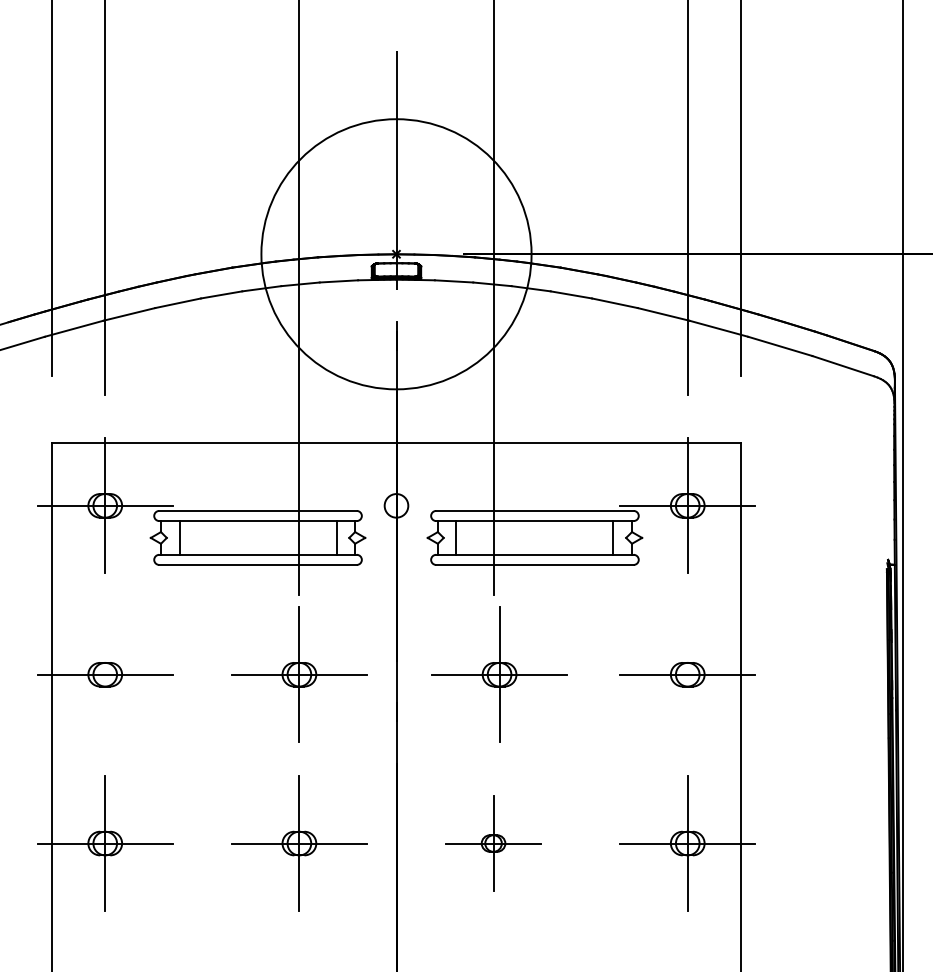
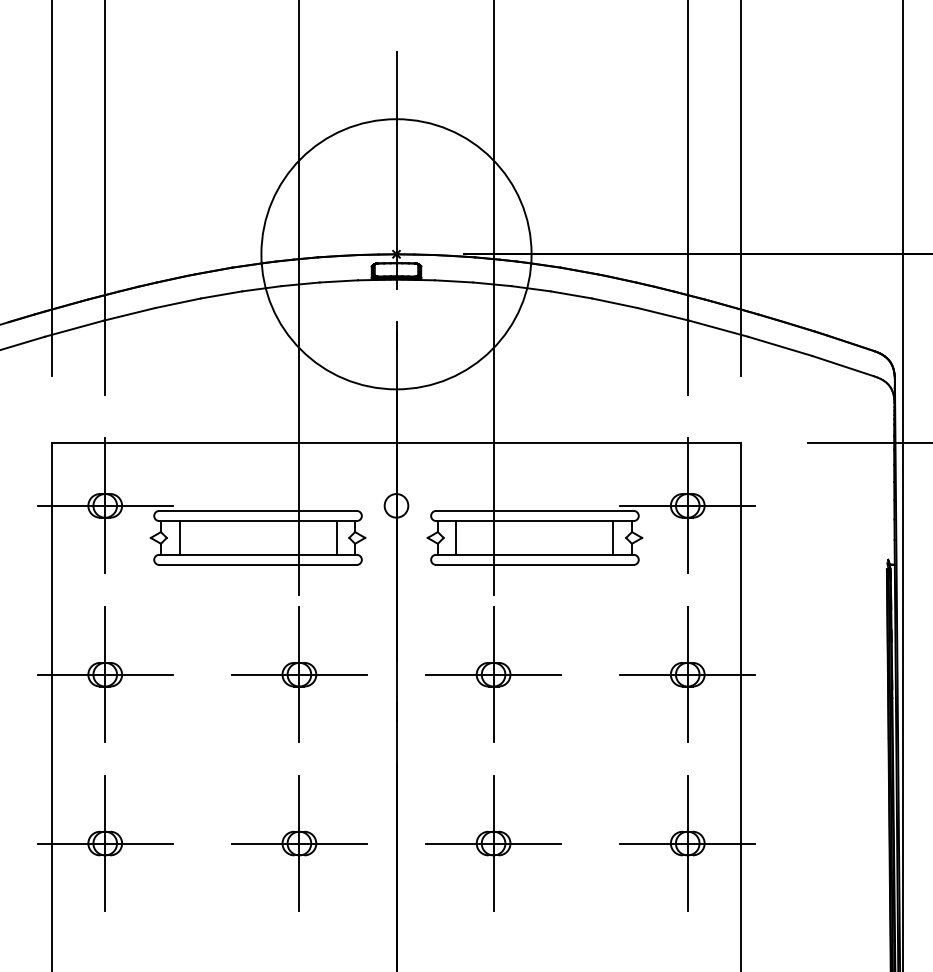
line: none -> present (868, 443)
line: none -> present (105, 674)
part position: (499, 674) -> (493, 674) (493, 674)
line: none -> present (687, 674)
part size: 97x97 px -> 137x137 px (493, 843)
